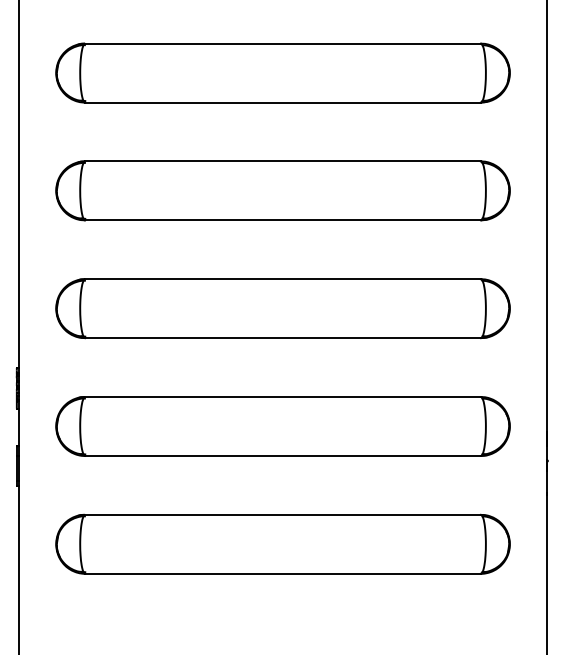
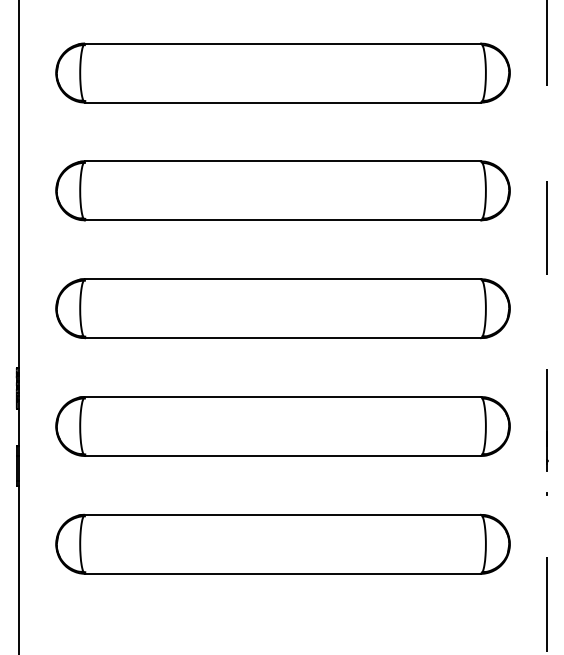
line: solid -> dashed (546, 328)
